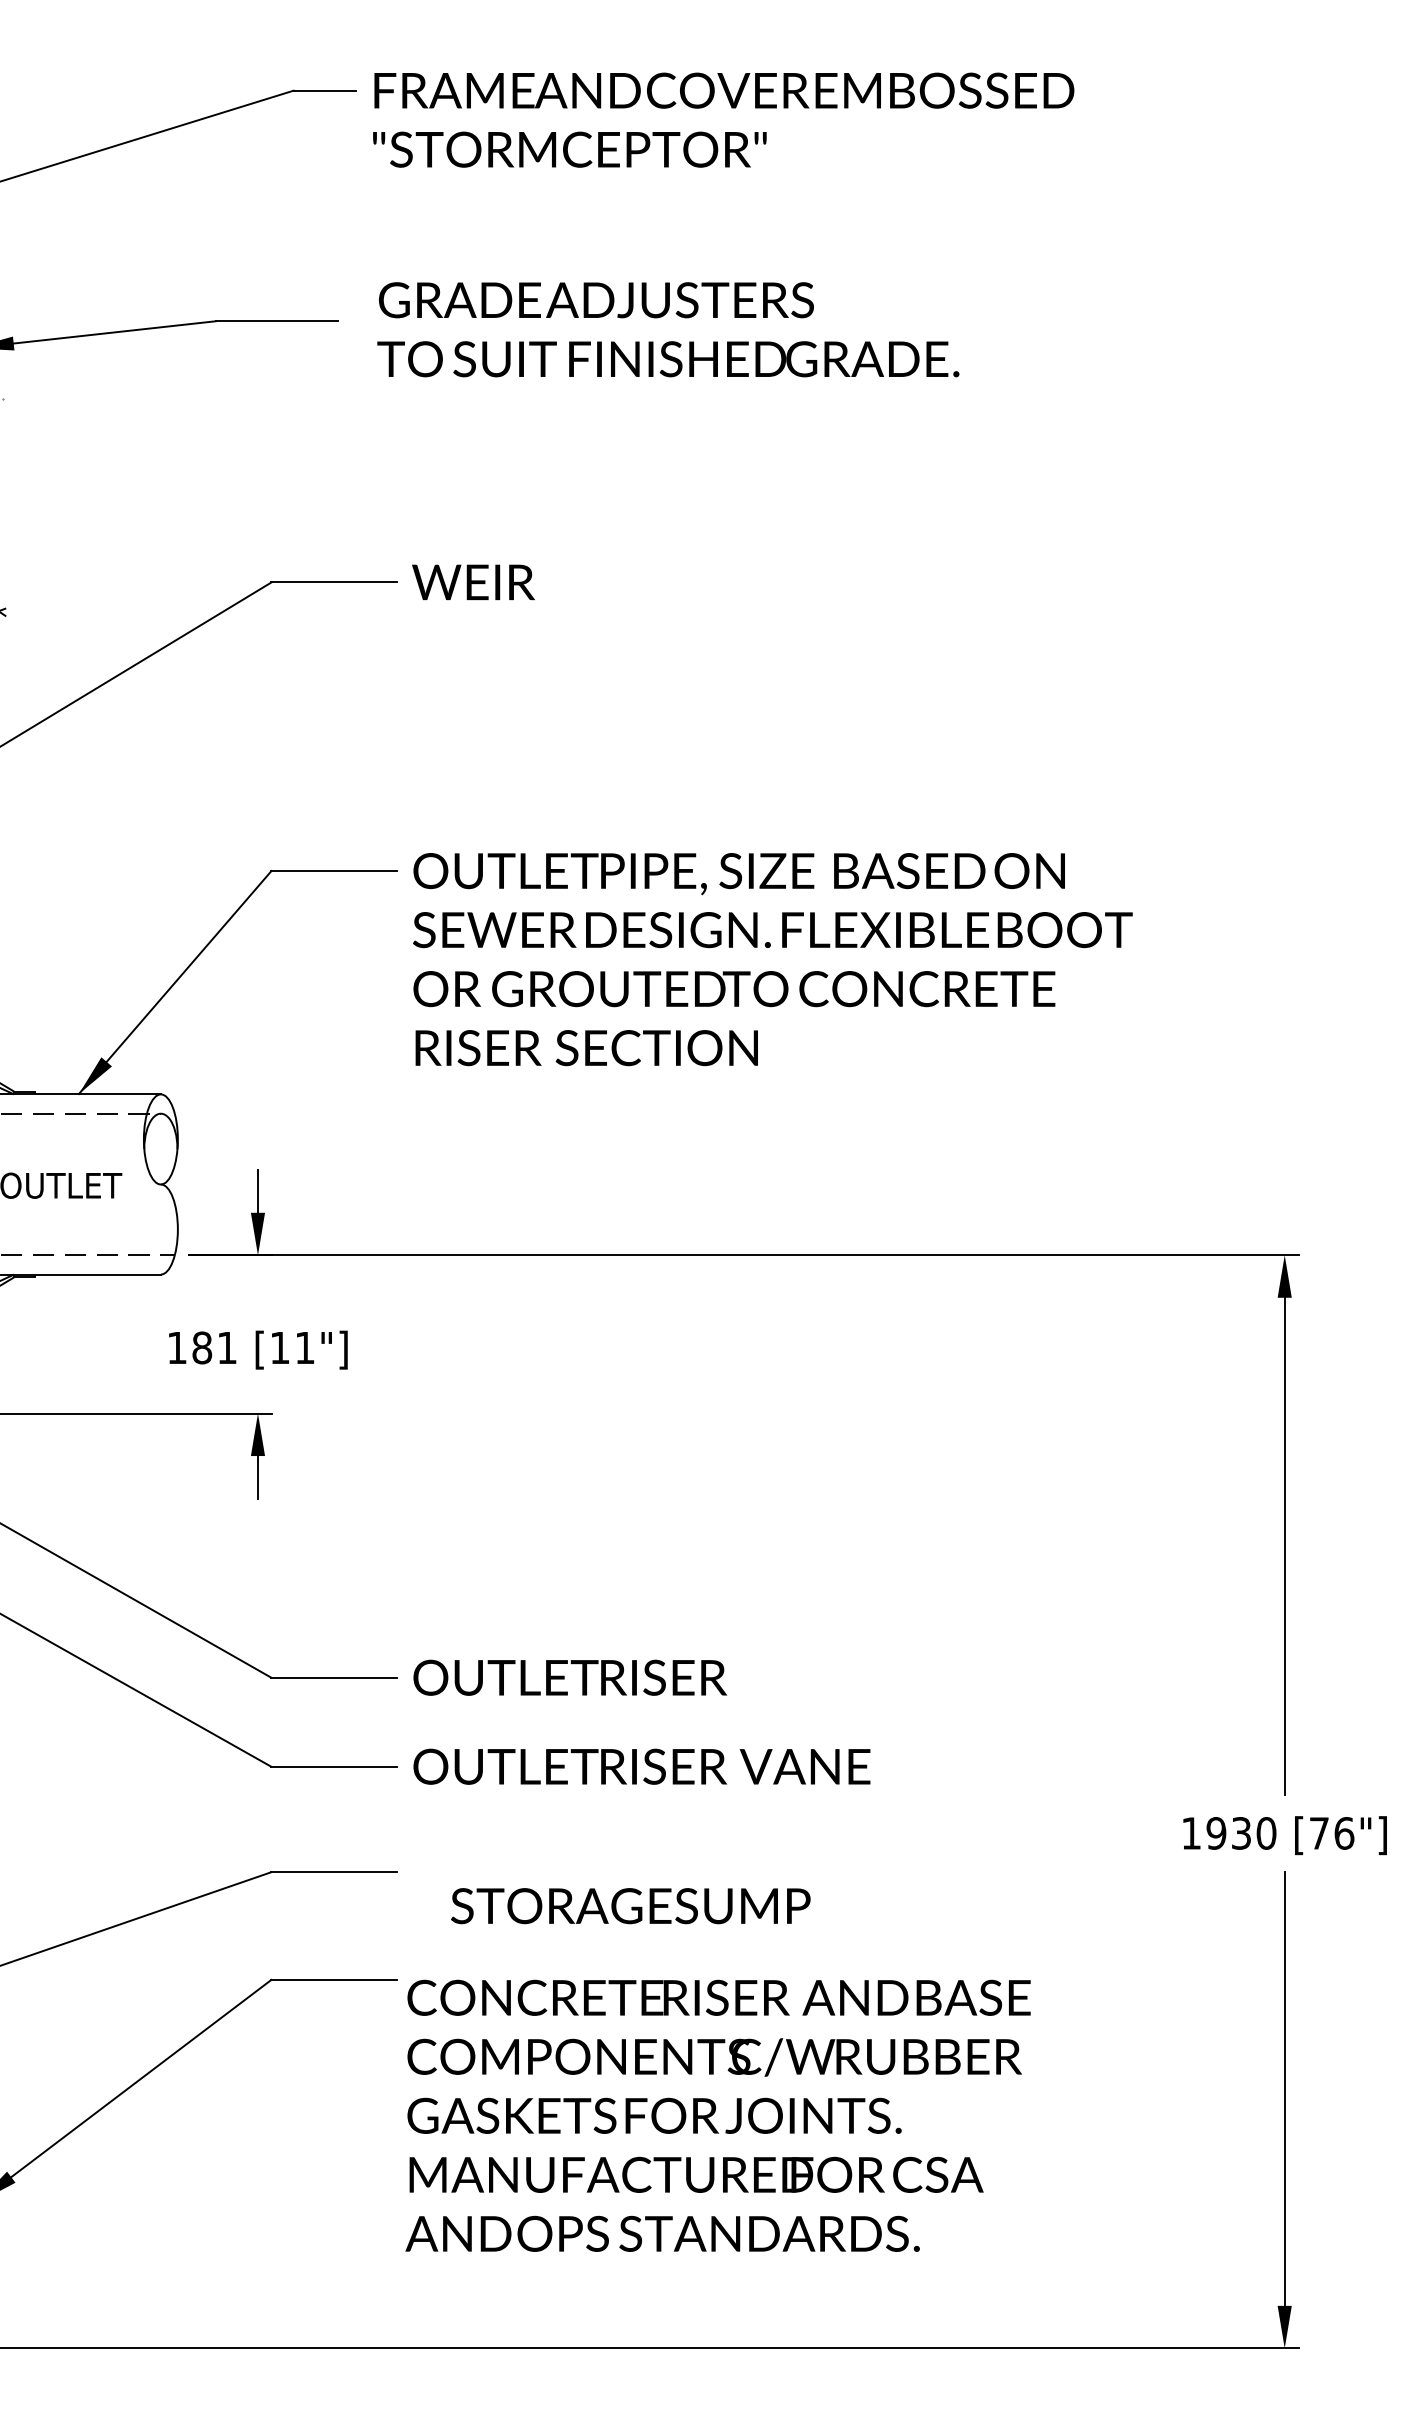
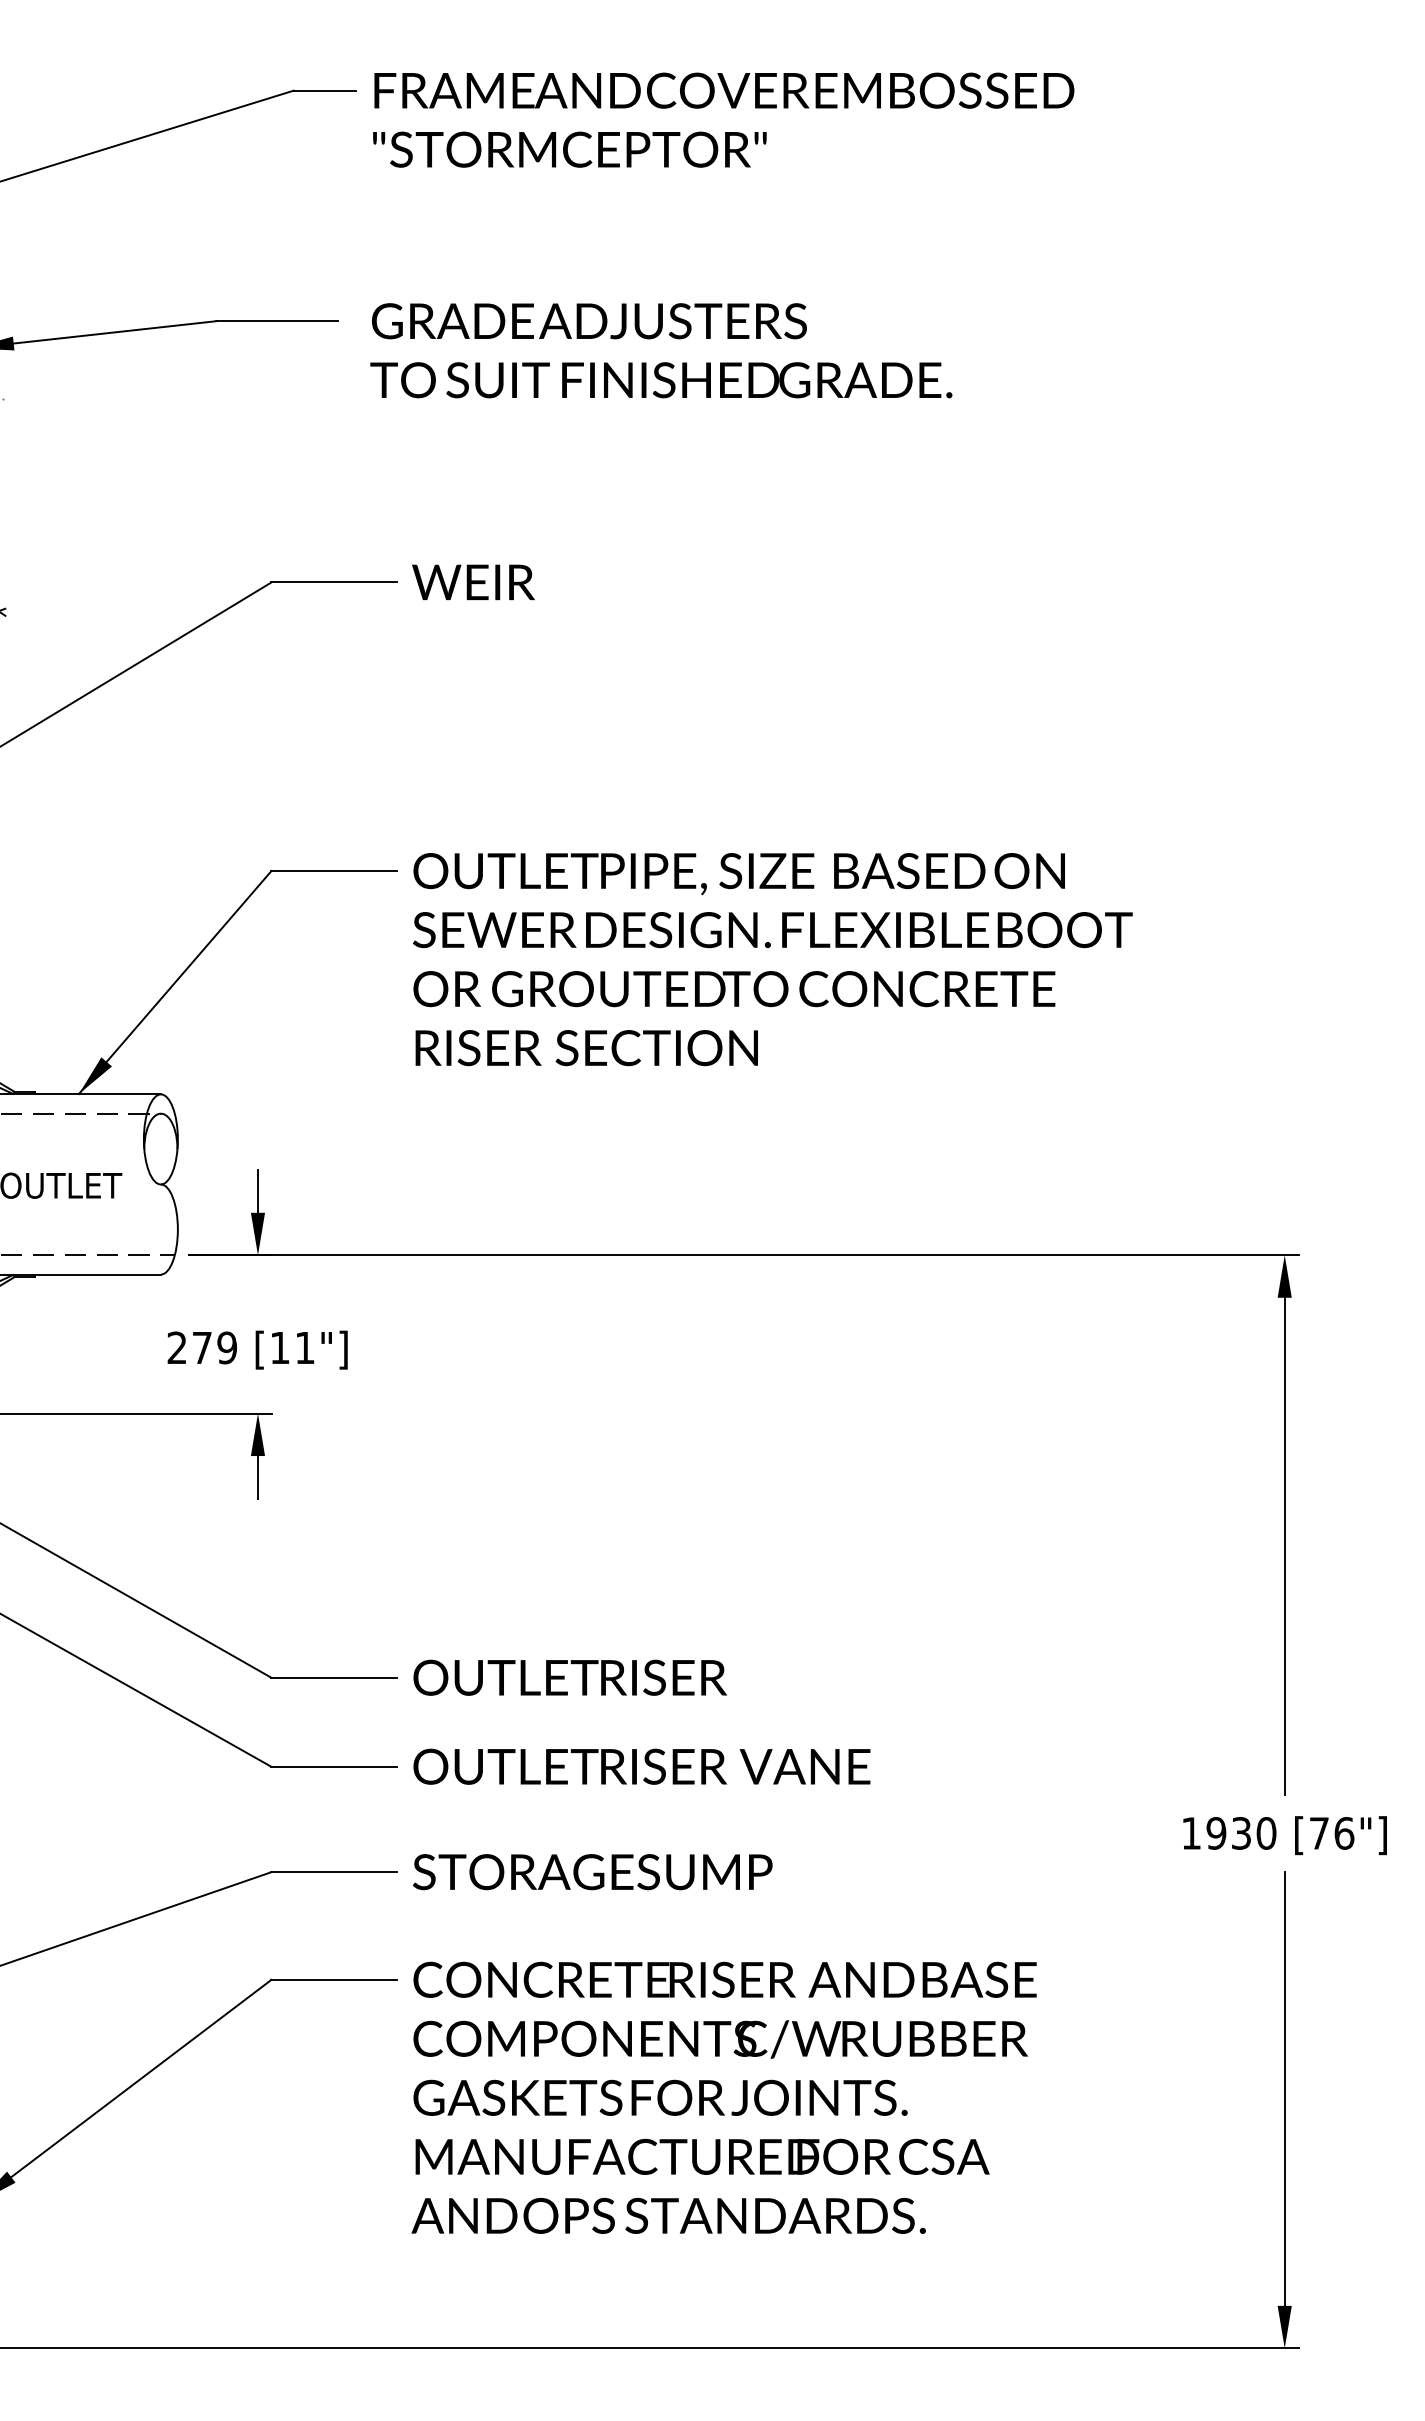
text position: (668, 329) -> (661, 350) (661, 350)
text: 181 -> 279 (201, 1347)
text position: (630, 1906) -> (592, 1872) (592, 1872)
text position: (717, 2115) -> (723, 2097) (723, 2097)
